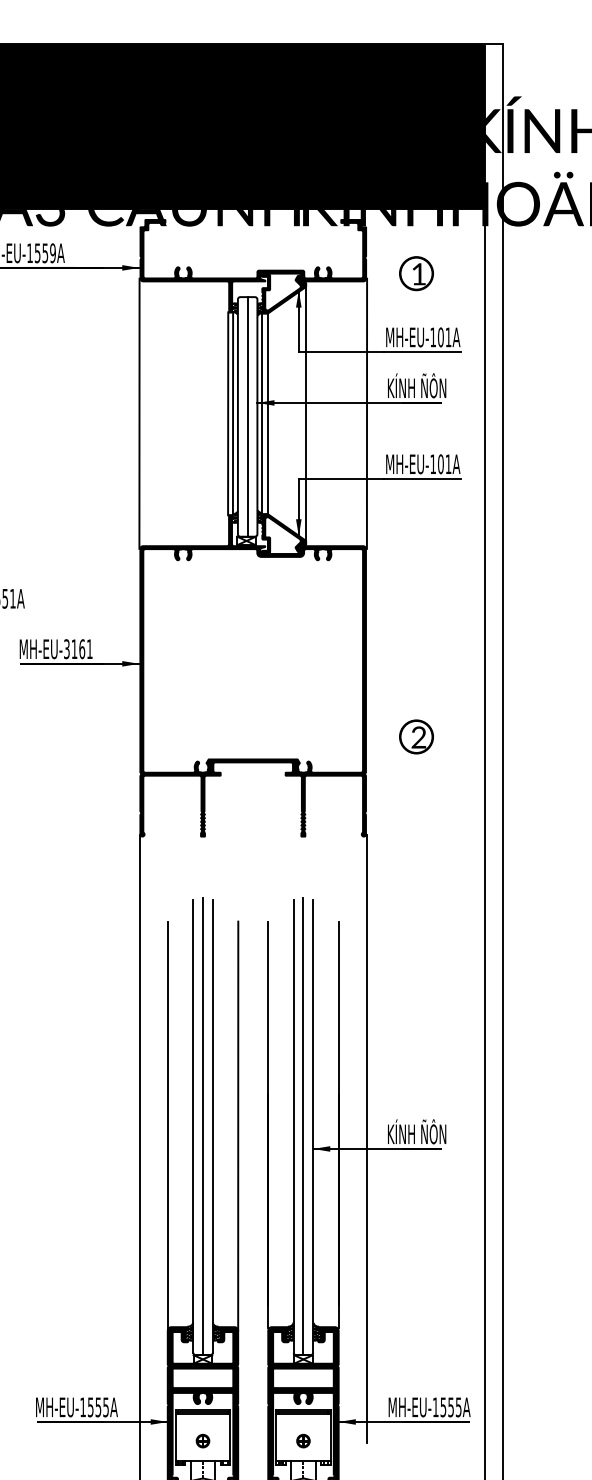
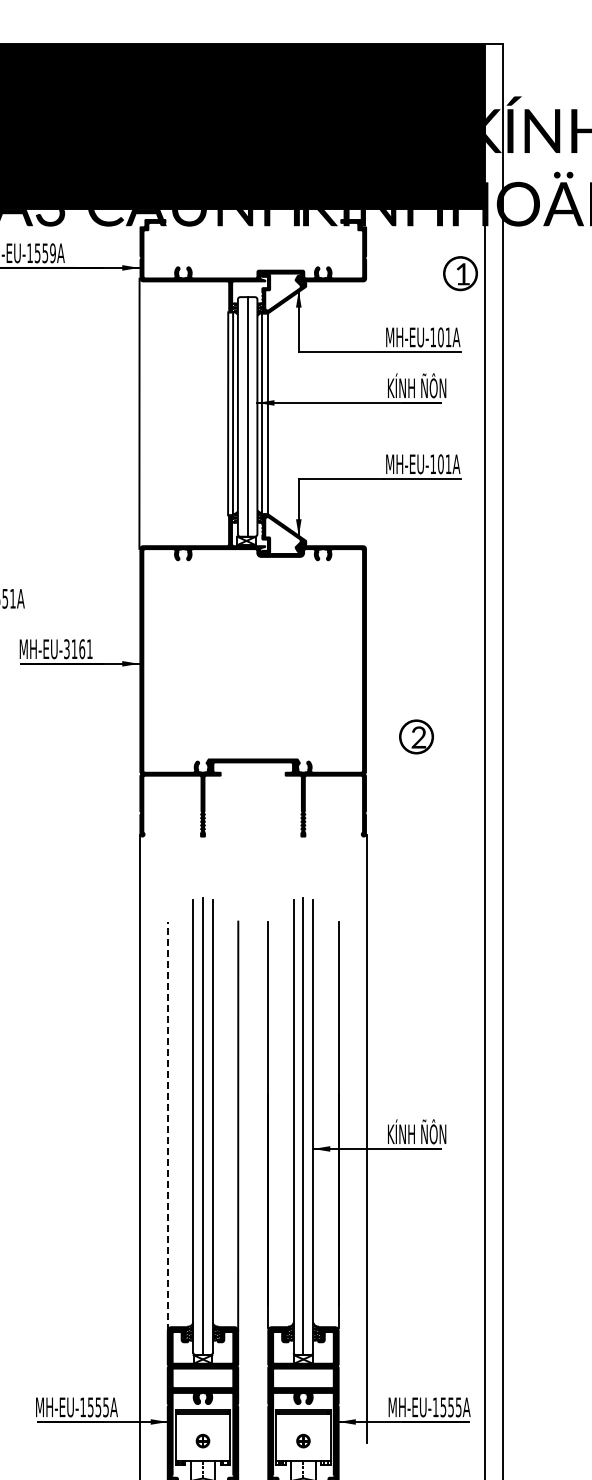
part position: (416, 273) -> (460, 273) (460, 273)
line: present -> none (306, 413)
line: present -> none (366, 413)
line: solid -> dashed (167, 1126)
